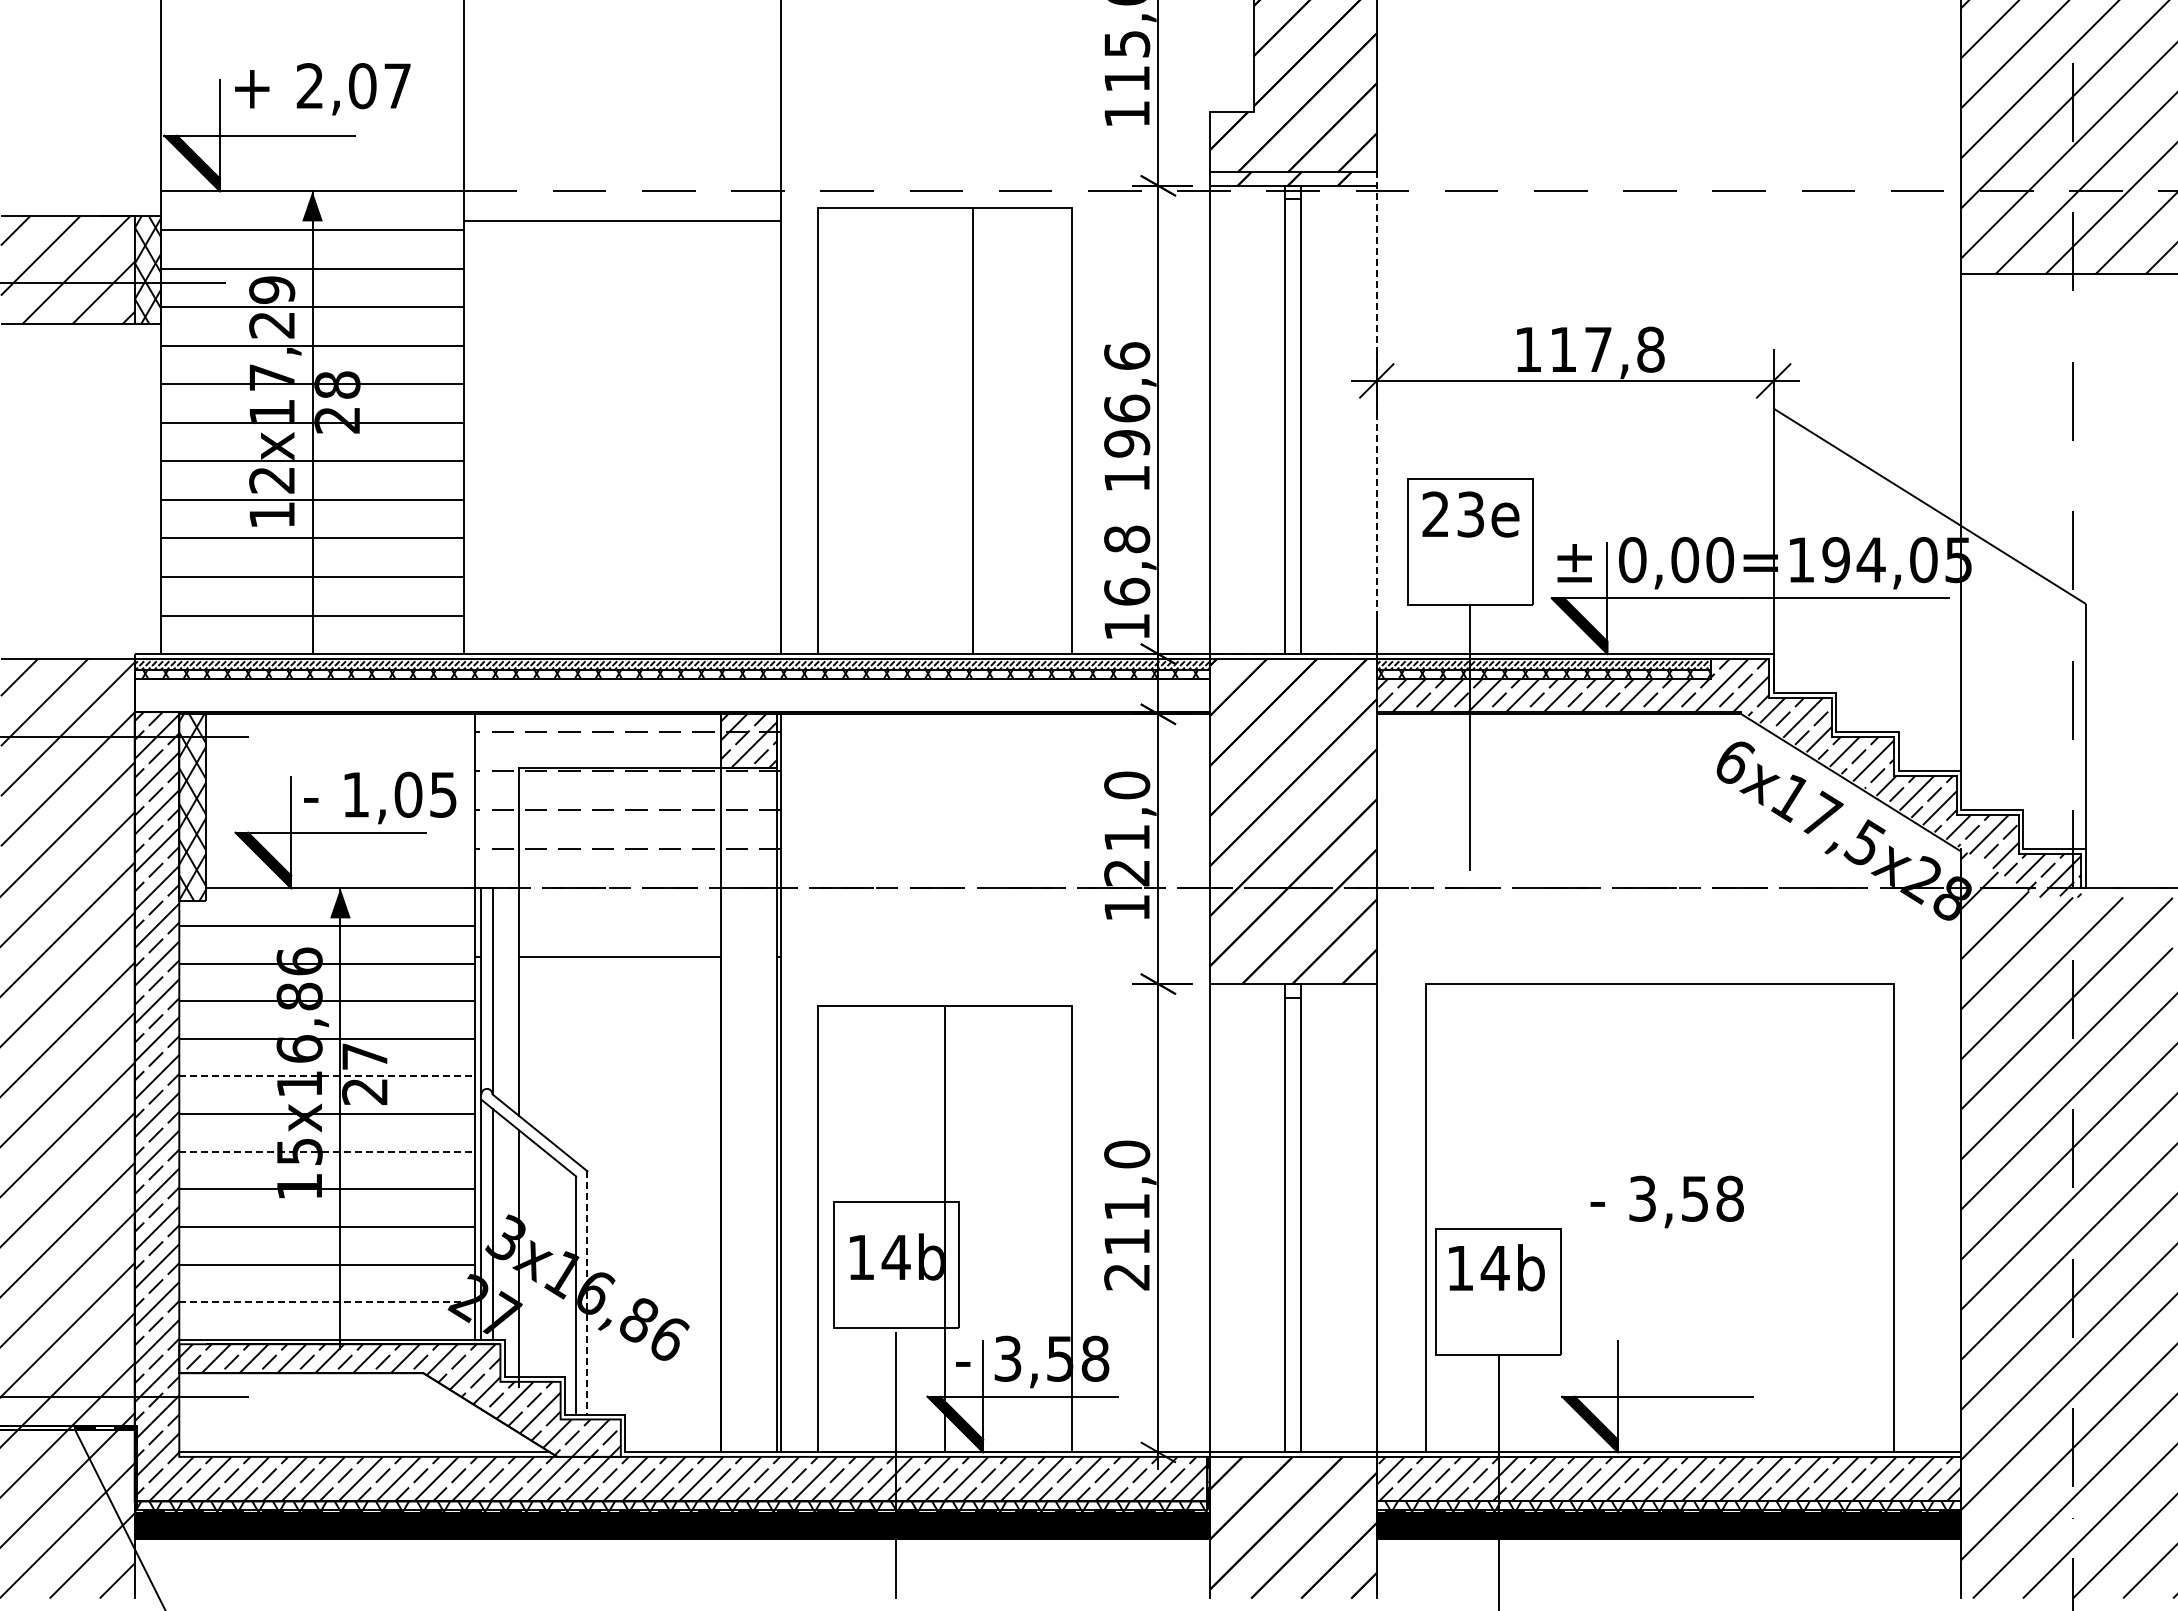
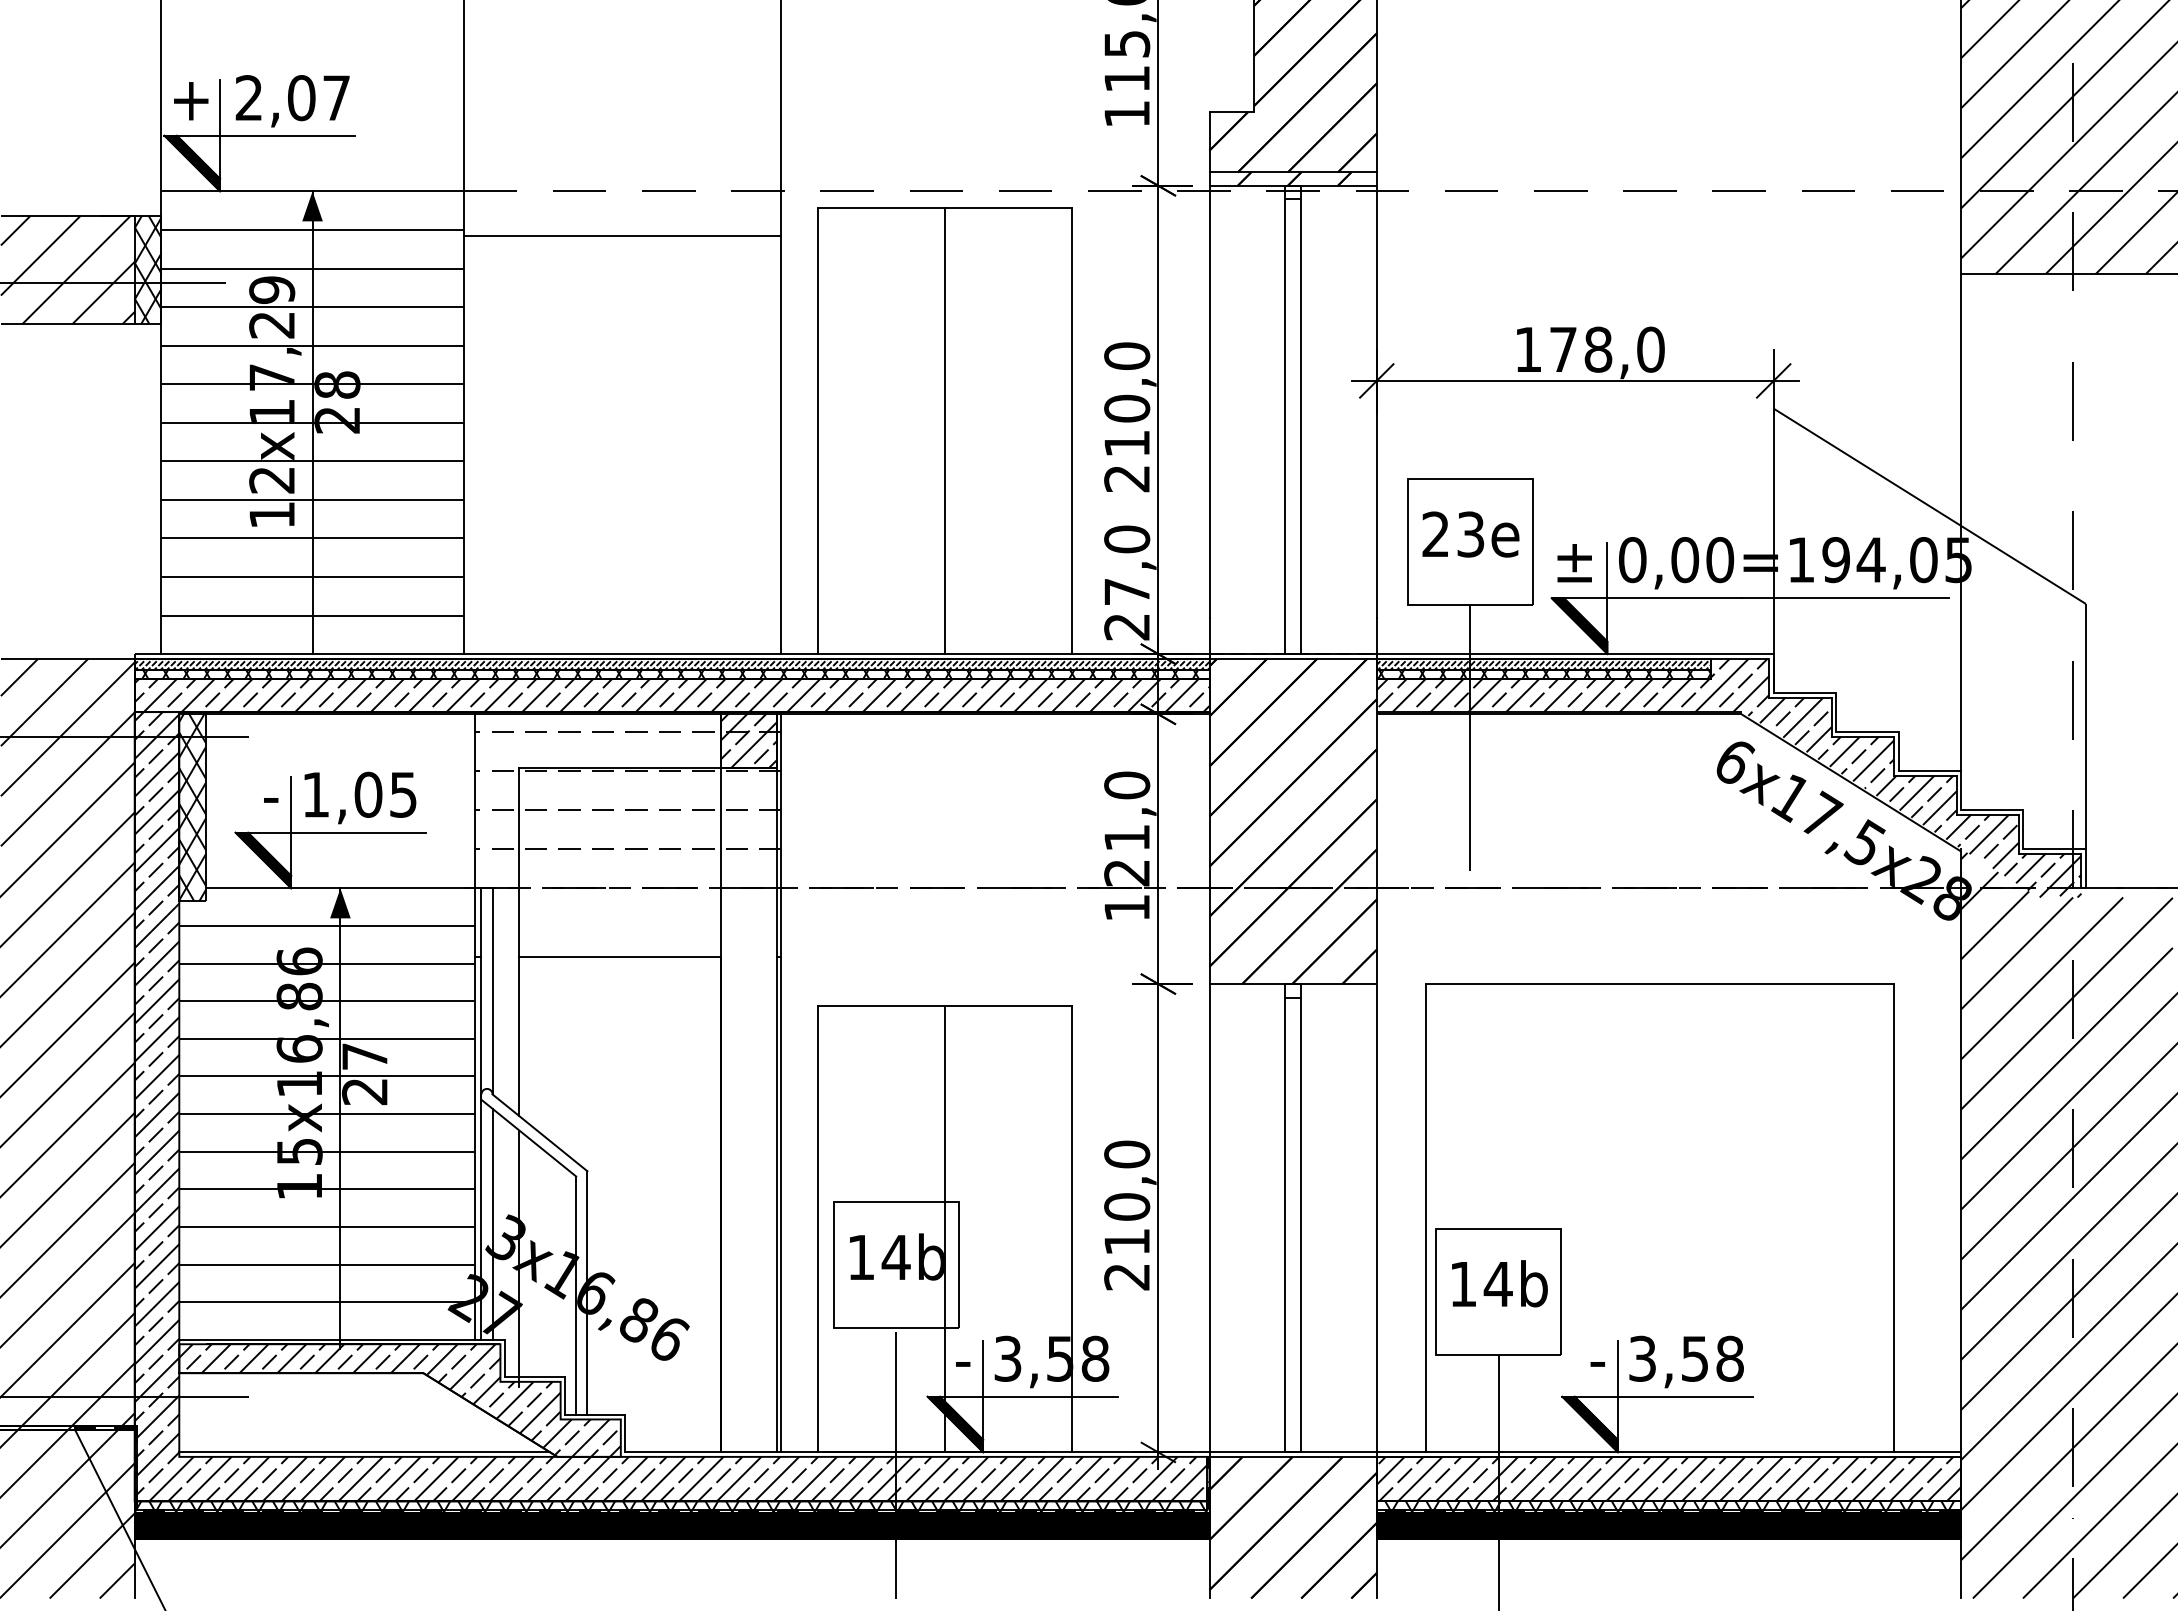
text position: (322, 89) -> (261, 101) (261, 101)
line position: (622, 221) -> (622, 236) (622, 236)
text: 117,8 -> 178,0 (1607, 349)
line: dashed -> solid (1376, 395)
text: 196,6 -> 210,0 (1127, 417)
line position: (973, 431) -> (945, 431) (945, 431)
text position: (1470, 514) -> (1470, 534) (1470, 534)
text: 16,8 -> 27,0 (1127, 582)
hatch: none -> present (671, 695)
text position: (380, 797) -> (340, 797) (340, 797)
line: dashed -> solid (327, 1076)
line: dashed -> solid (327, 1151)
text position: (1666, 1201) -> (1666, 1361) (1666, 1361)
text: 211,0 -> 210,0 (1127, 1206)
text position: (1496, 1267) -> (1499, 1283) (1499, 1283)
line: dashed -> solid (587, 1293)
line: dashed -> solid (327, 1302)
